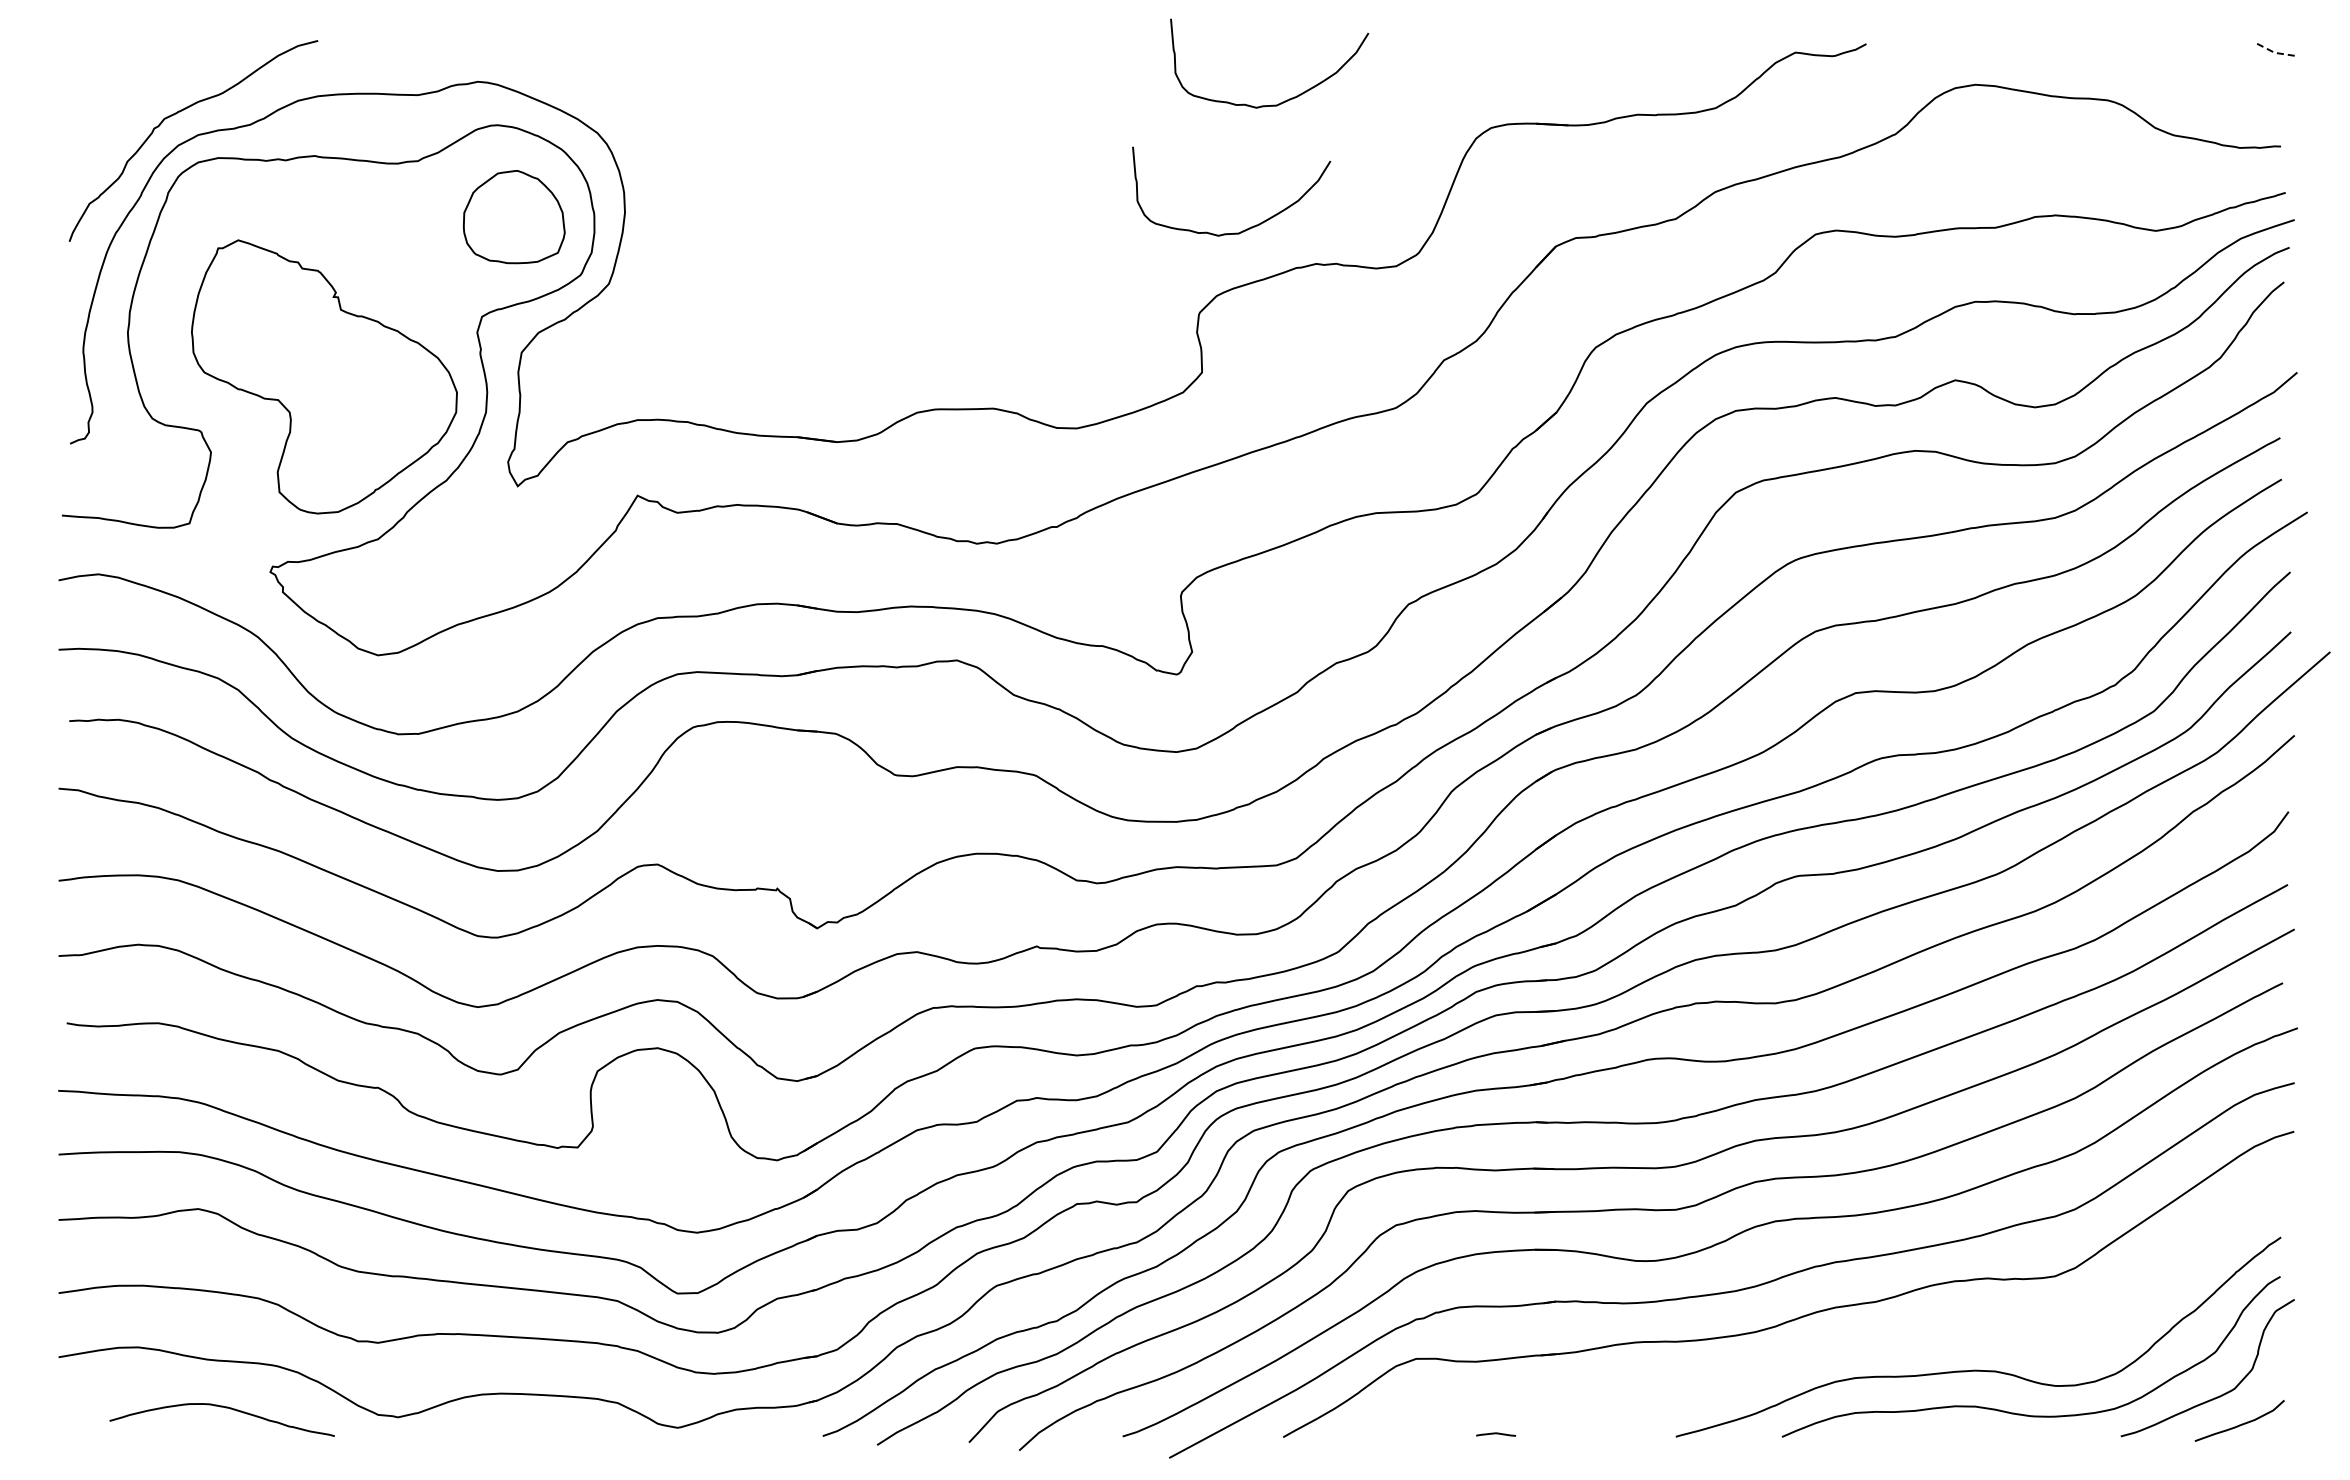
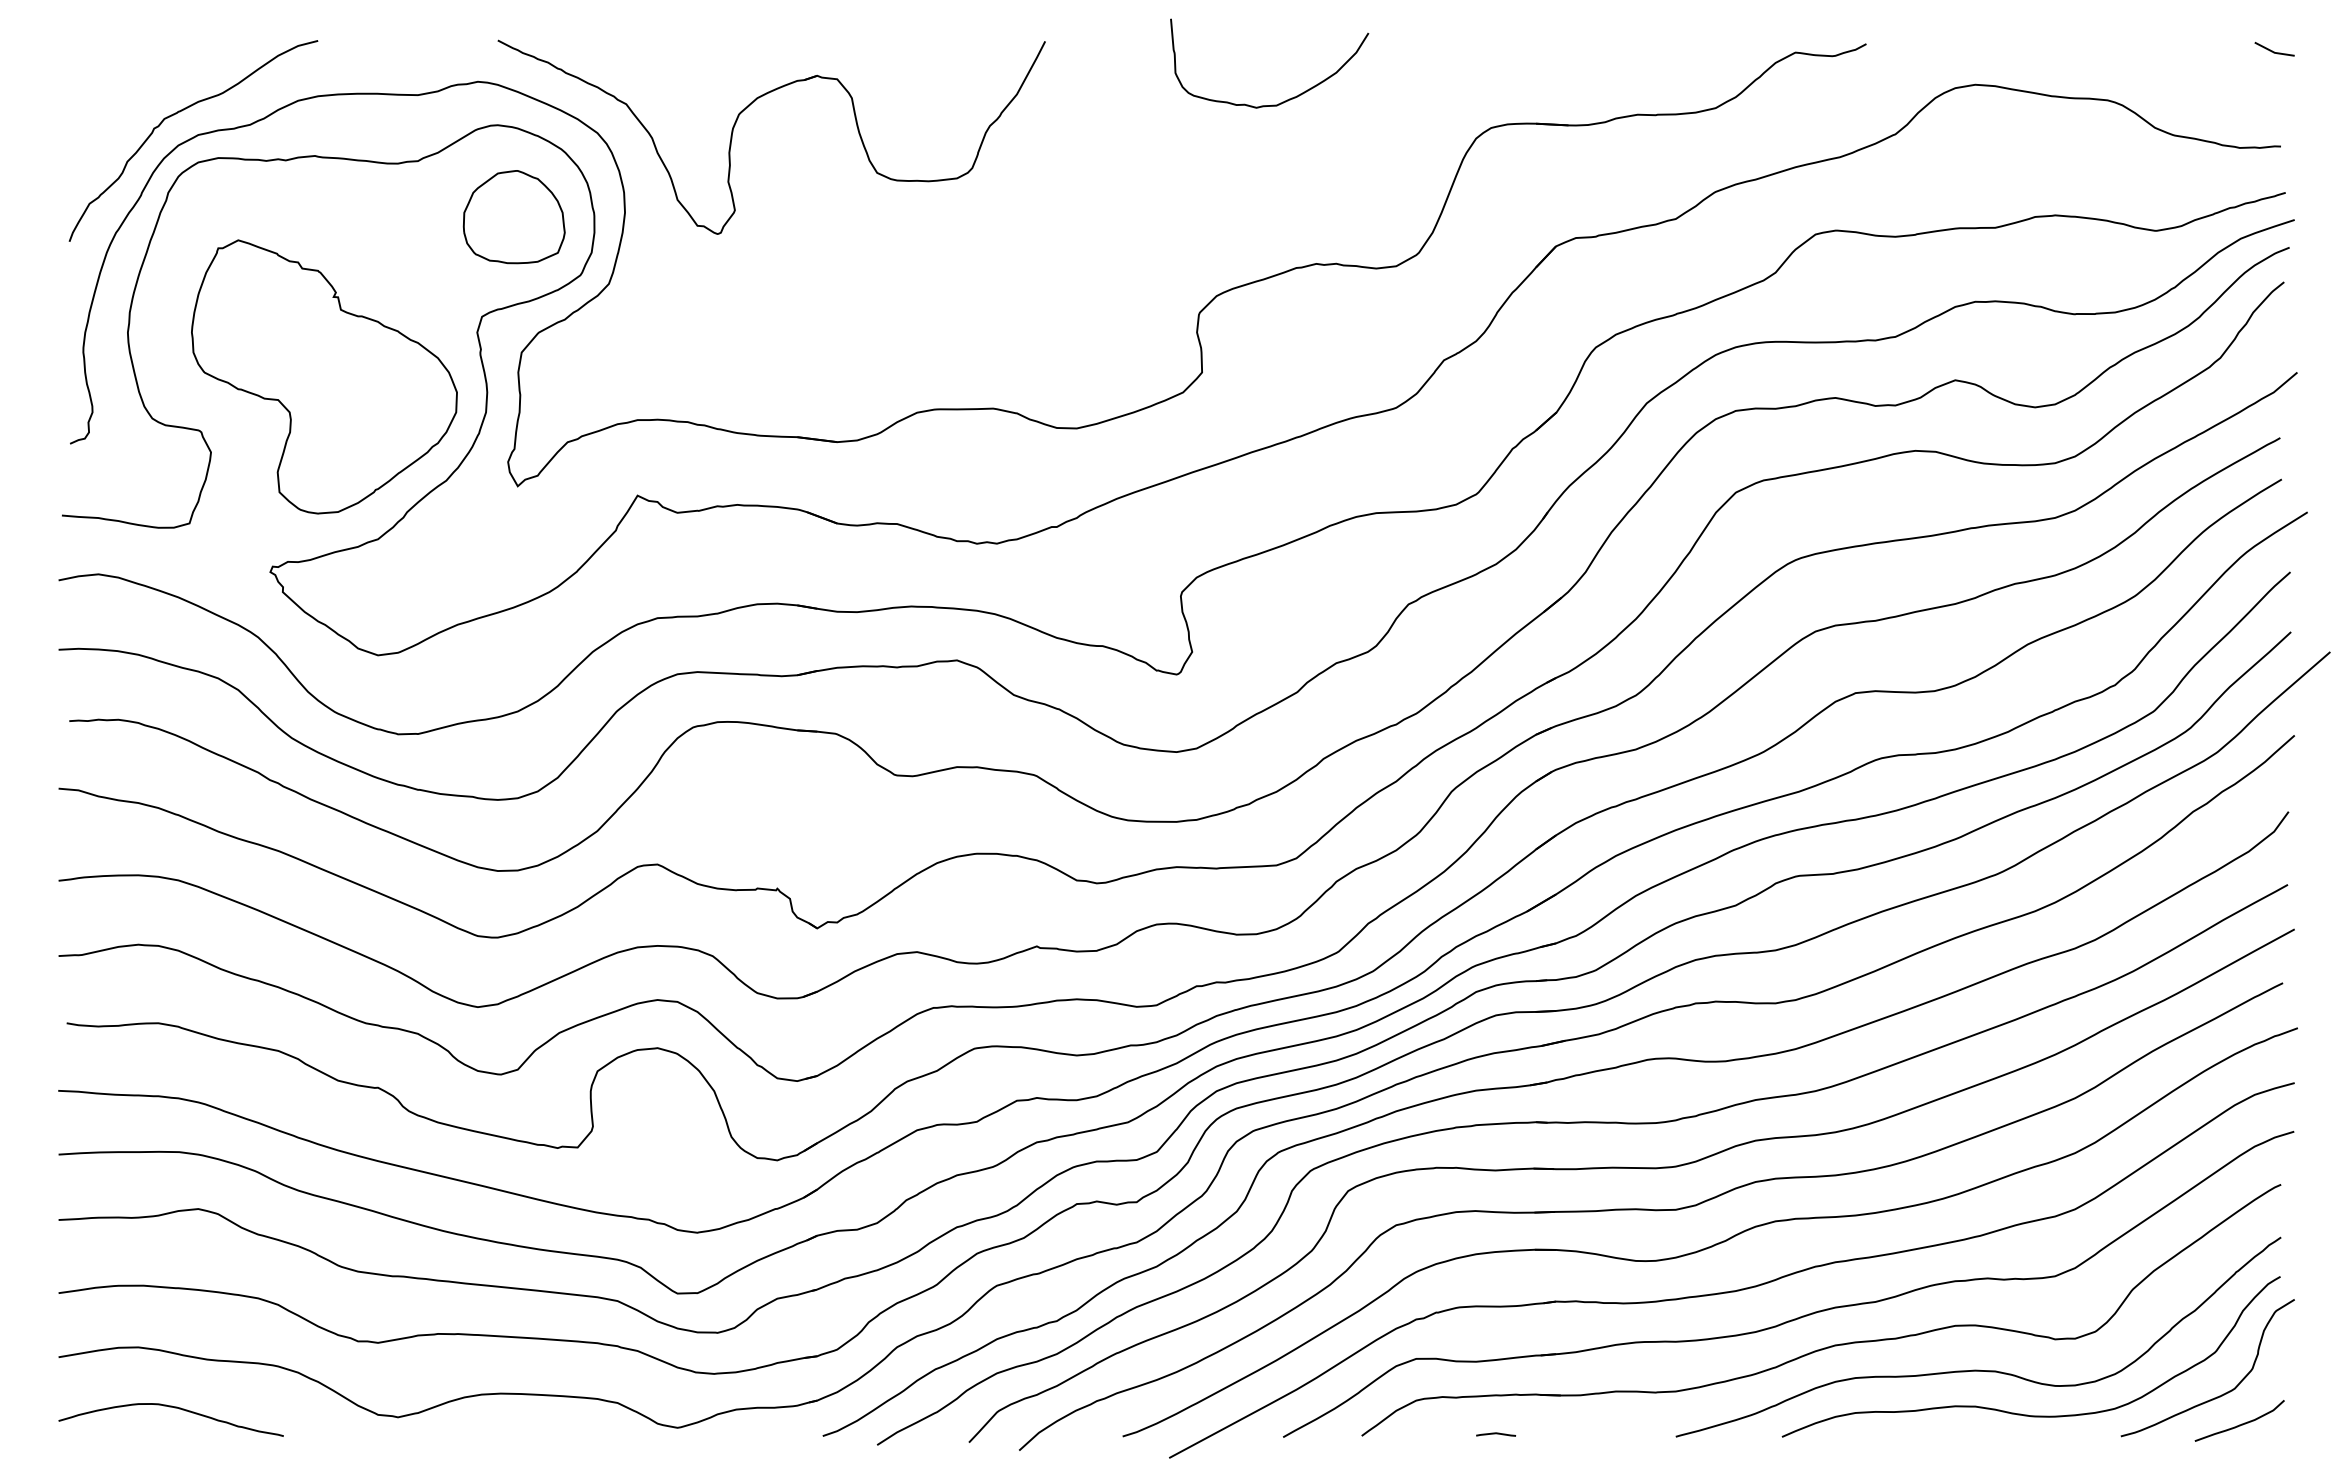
line: dashed -> solid (2273, 52)
part: none -> present (747, 108)
curve: present -> none (1244, 229)
part: none -> present (1830, 1345)
curve position: (225, 1408) -> (174, 1408) (174, 1408)
